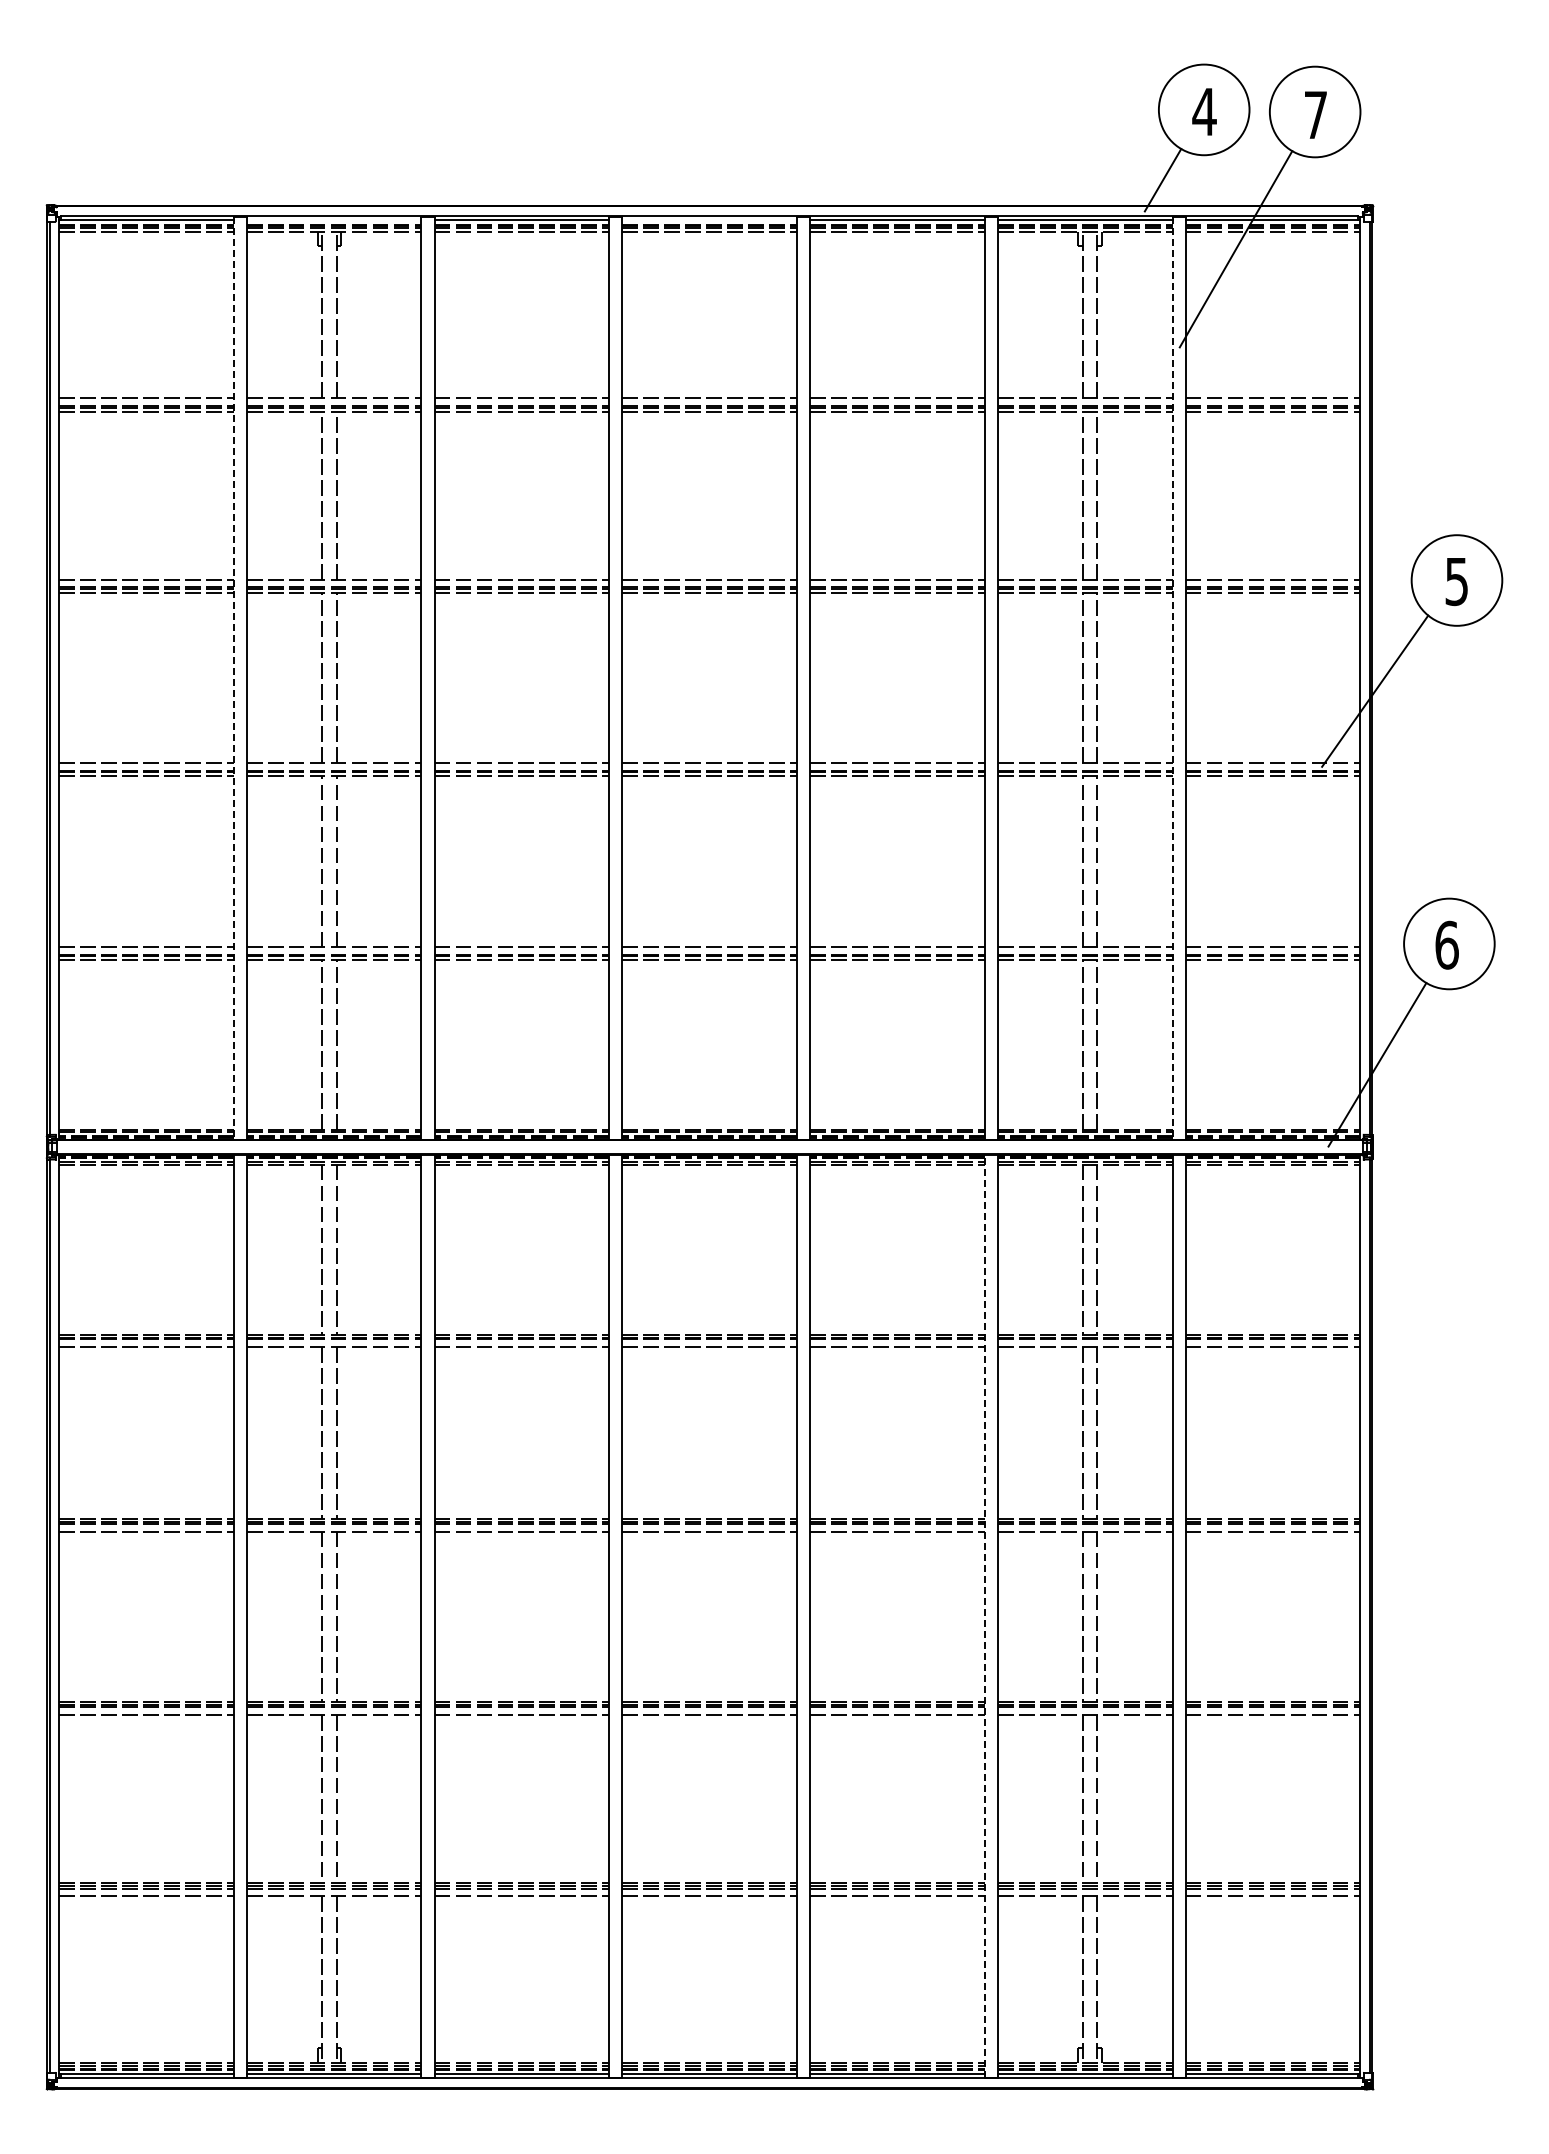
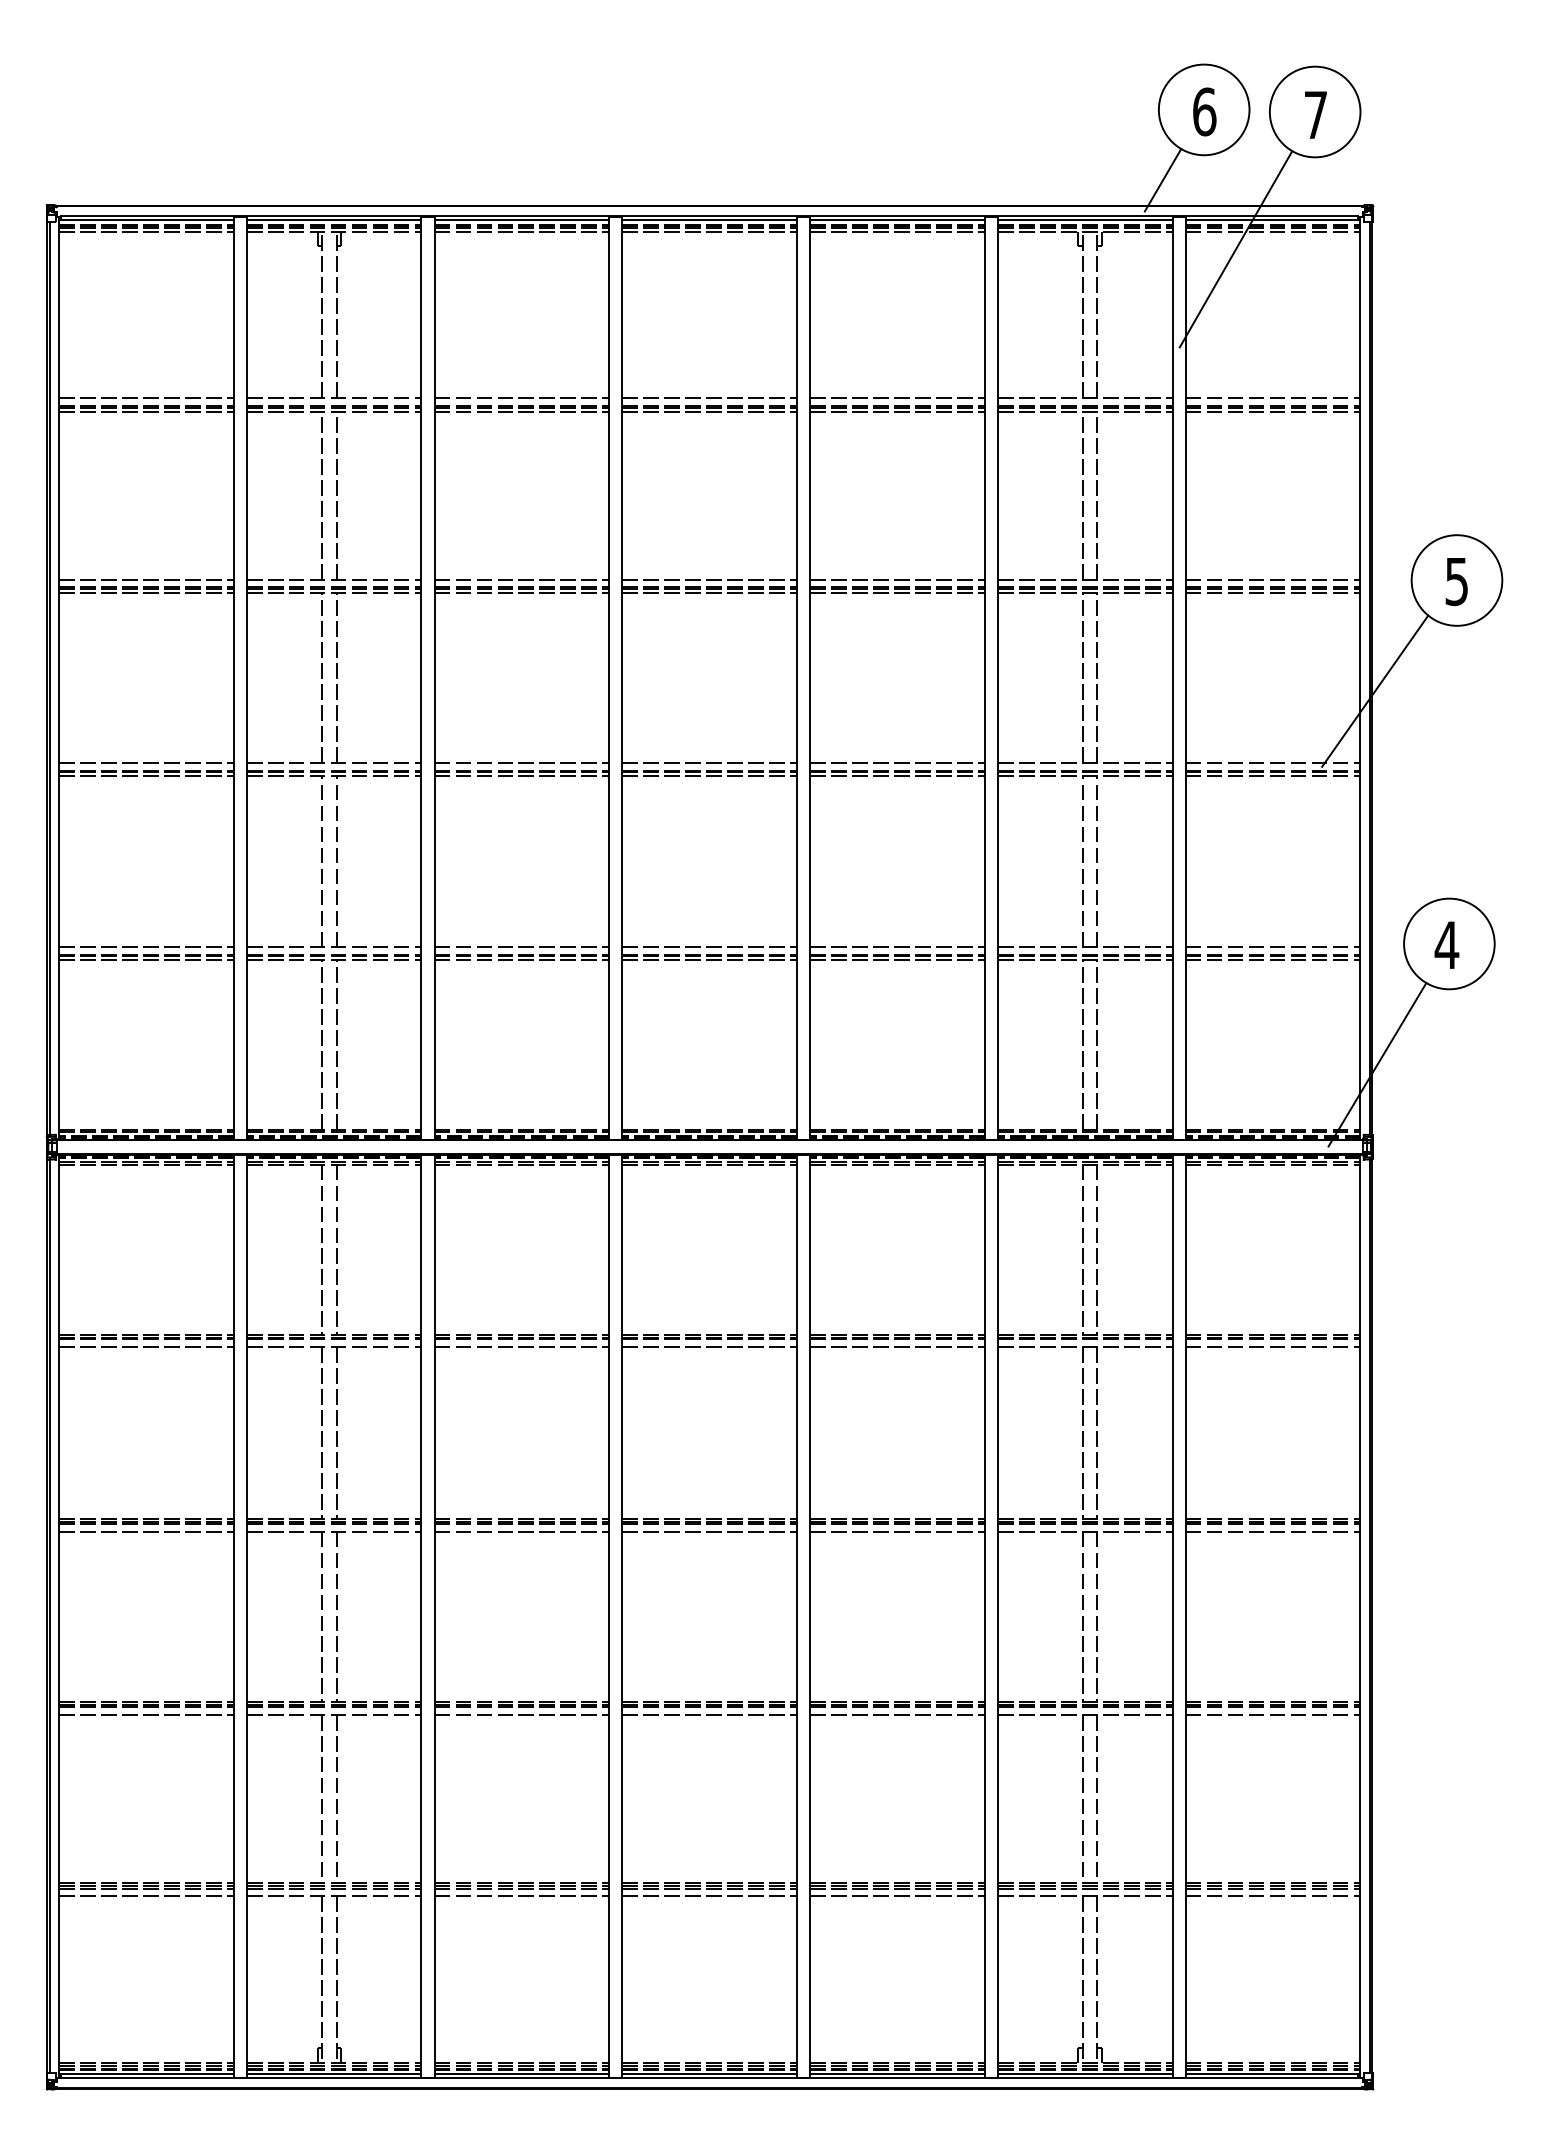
text: 4 -> 6 (1204, 111)
line: none -> present (333, 220)
line: none -> present (709, 220)
line: dashed -> solid (233, 678)
line: dashed -> solid (1172, 678)
text: 6 -> 4 (1446, 944)
line: dashed -> solid (984, 1616)
